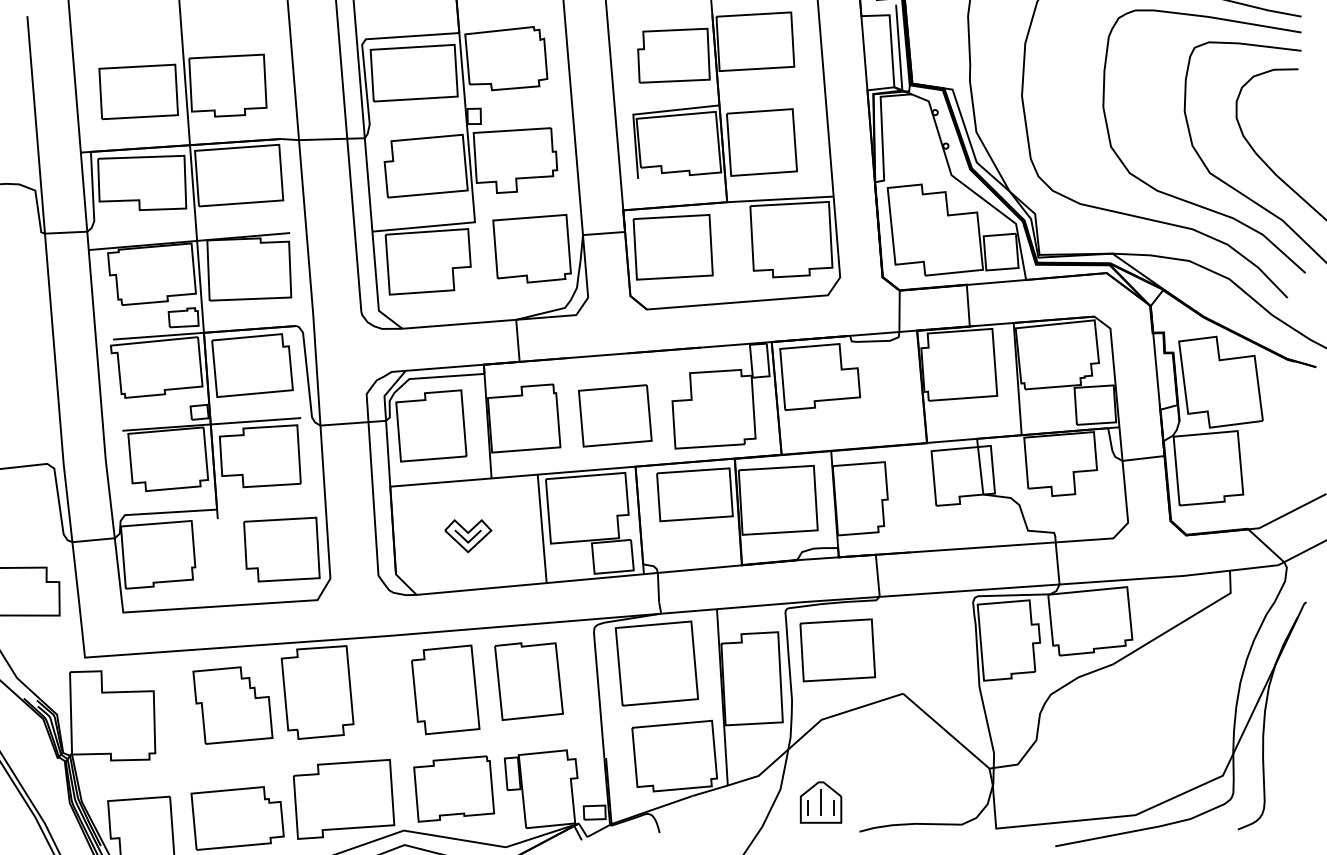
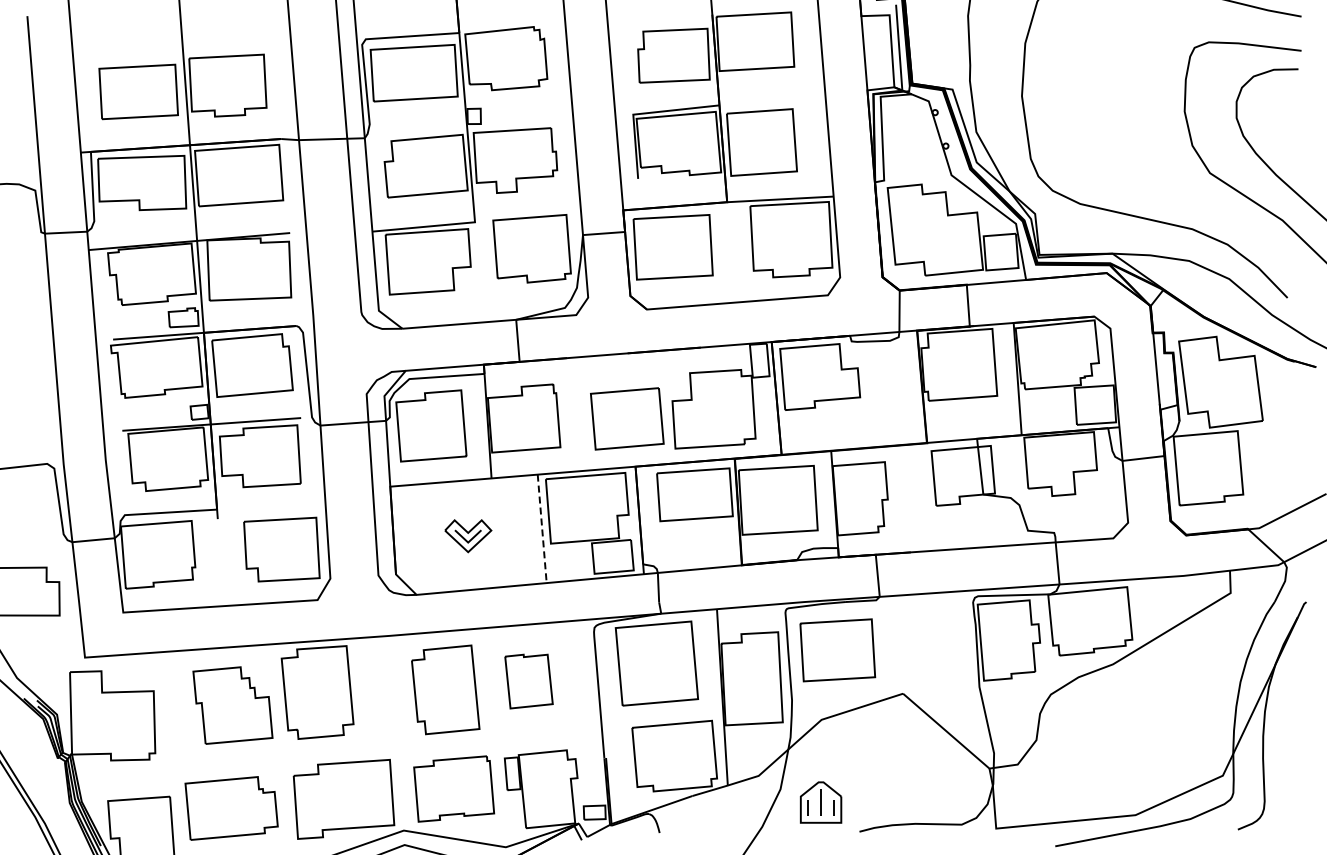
curve: present -> none (1182, 198)
part position: (615, 415) -> (627, 418) (627, 418)
line: solid -> dashed (542, 529)
part size: 70x79 px -> 50x57 px (528, 681)
part position: (237, 818) -> (231, 808) (231, 808)
